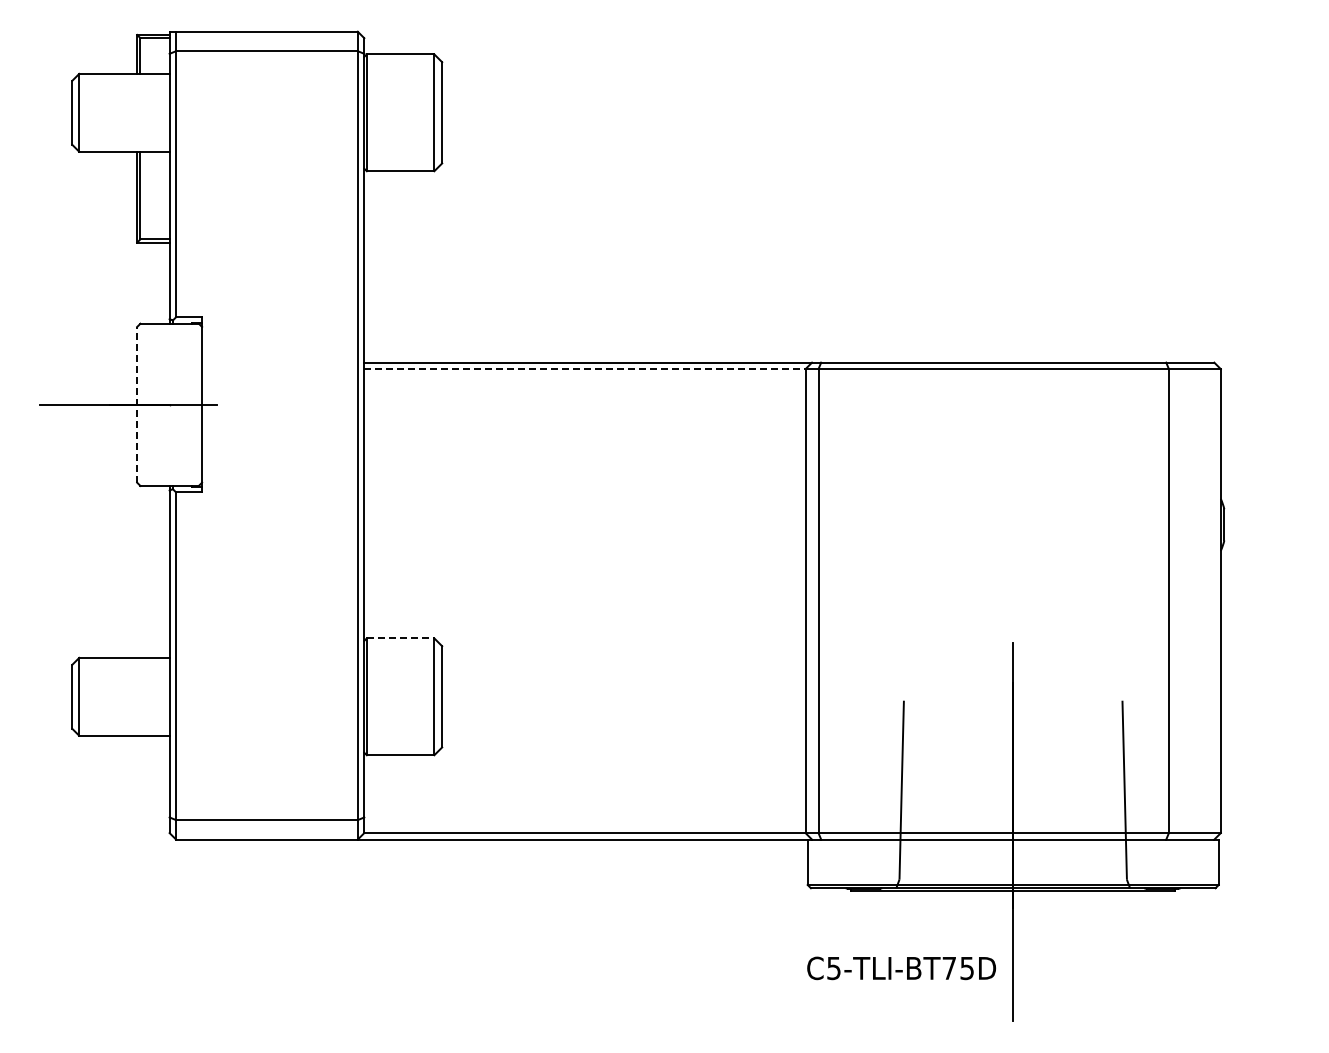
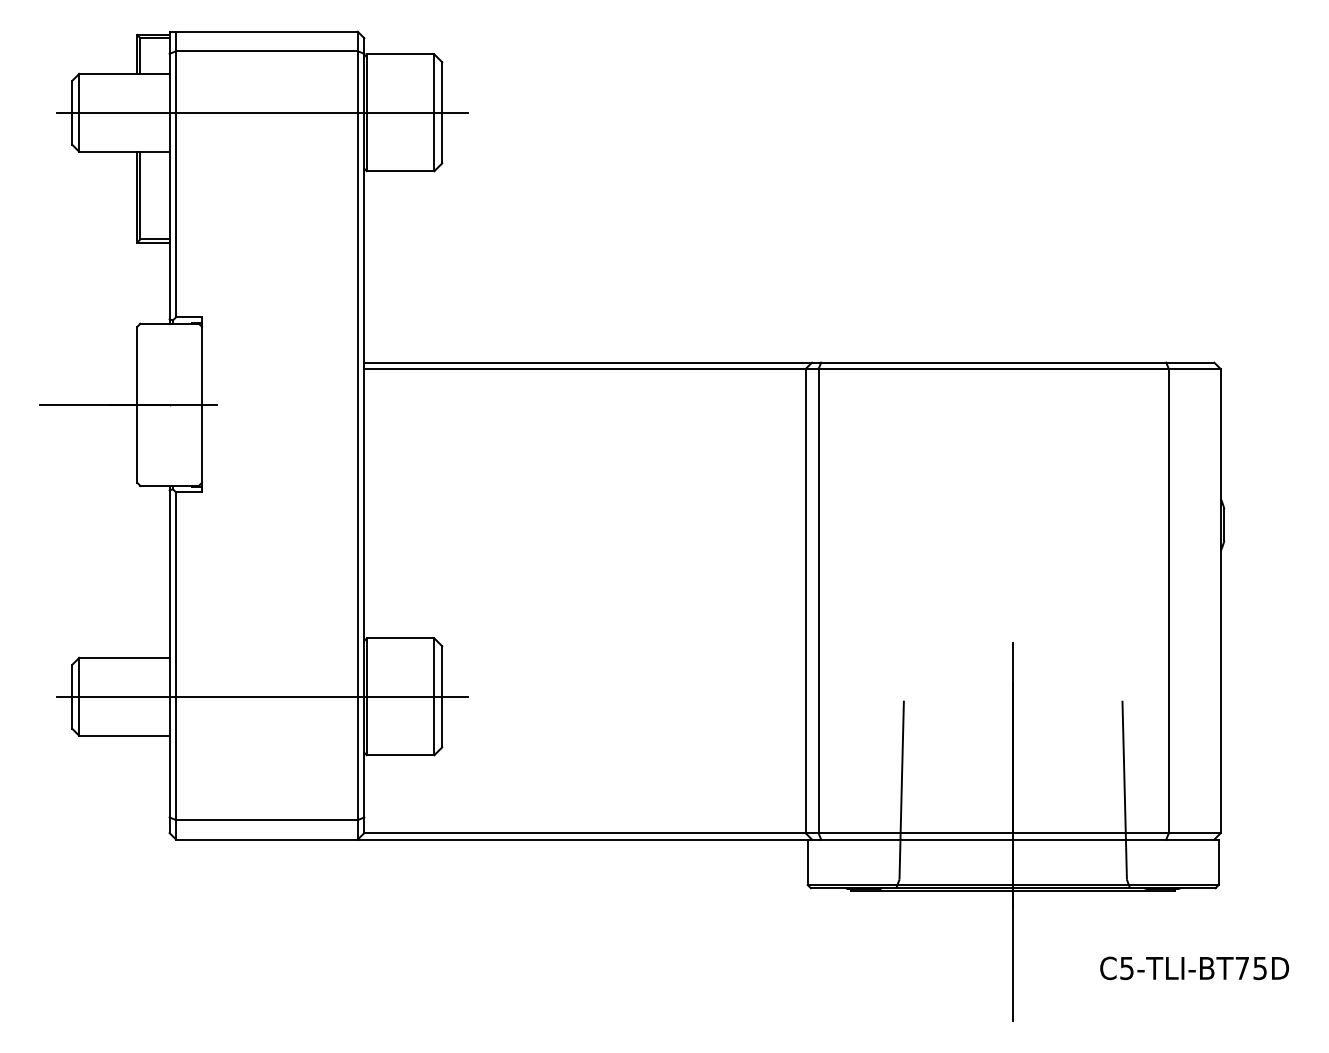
line: none -> present (262, 112)
line: dashed -> solid (584, 369)
line: dashed -> solid (137, 404)
line: dashed -> solid (400, 638)
line: none -> present (262, 696)
text position: (901, 968) -> (1194, 968) (1194, 968)
